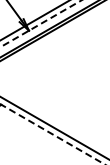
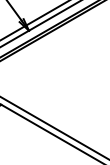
line: dashed -> solid (41, 23)
line: dashed -> solid (53, 134)
